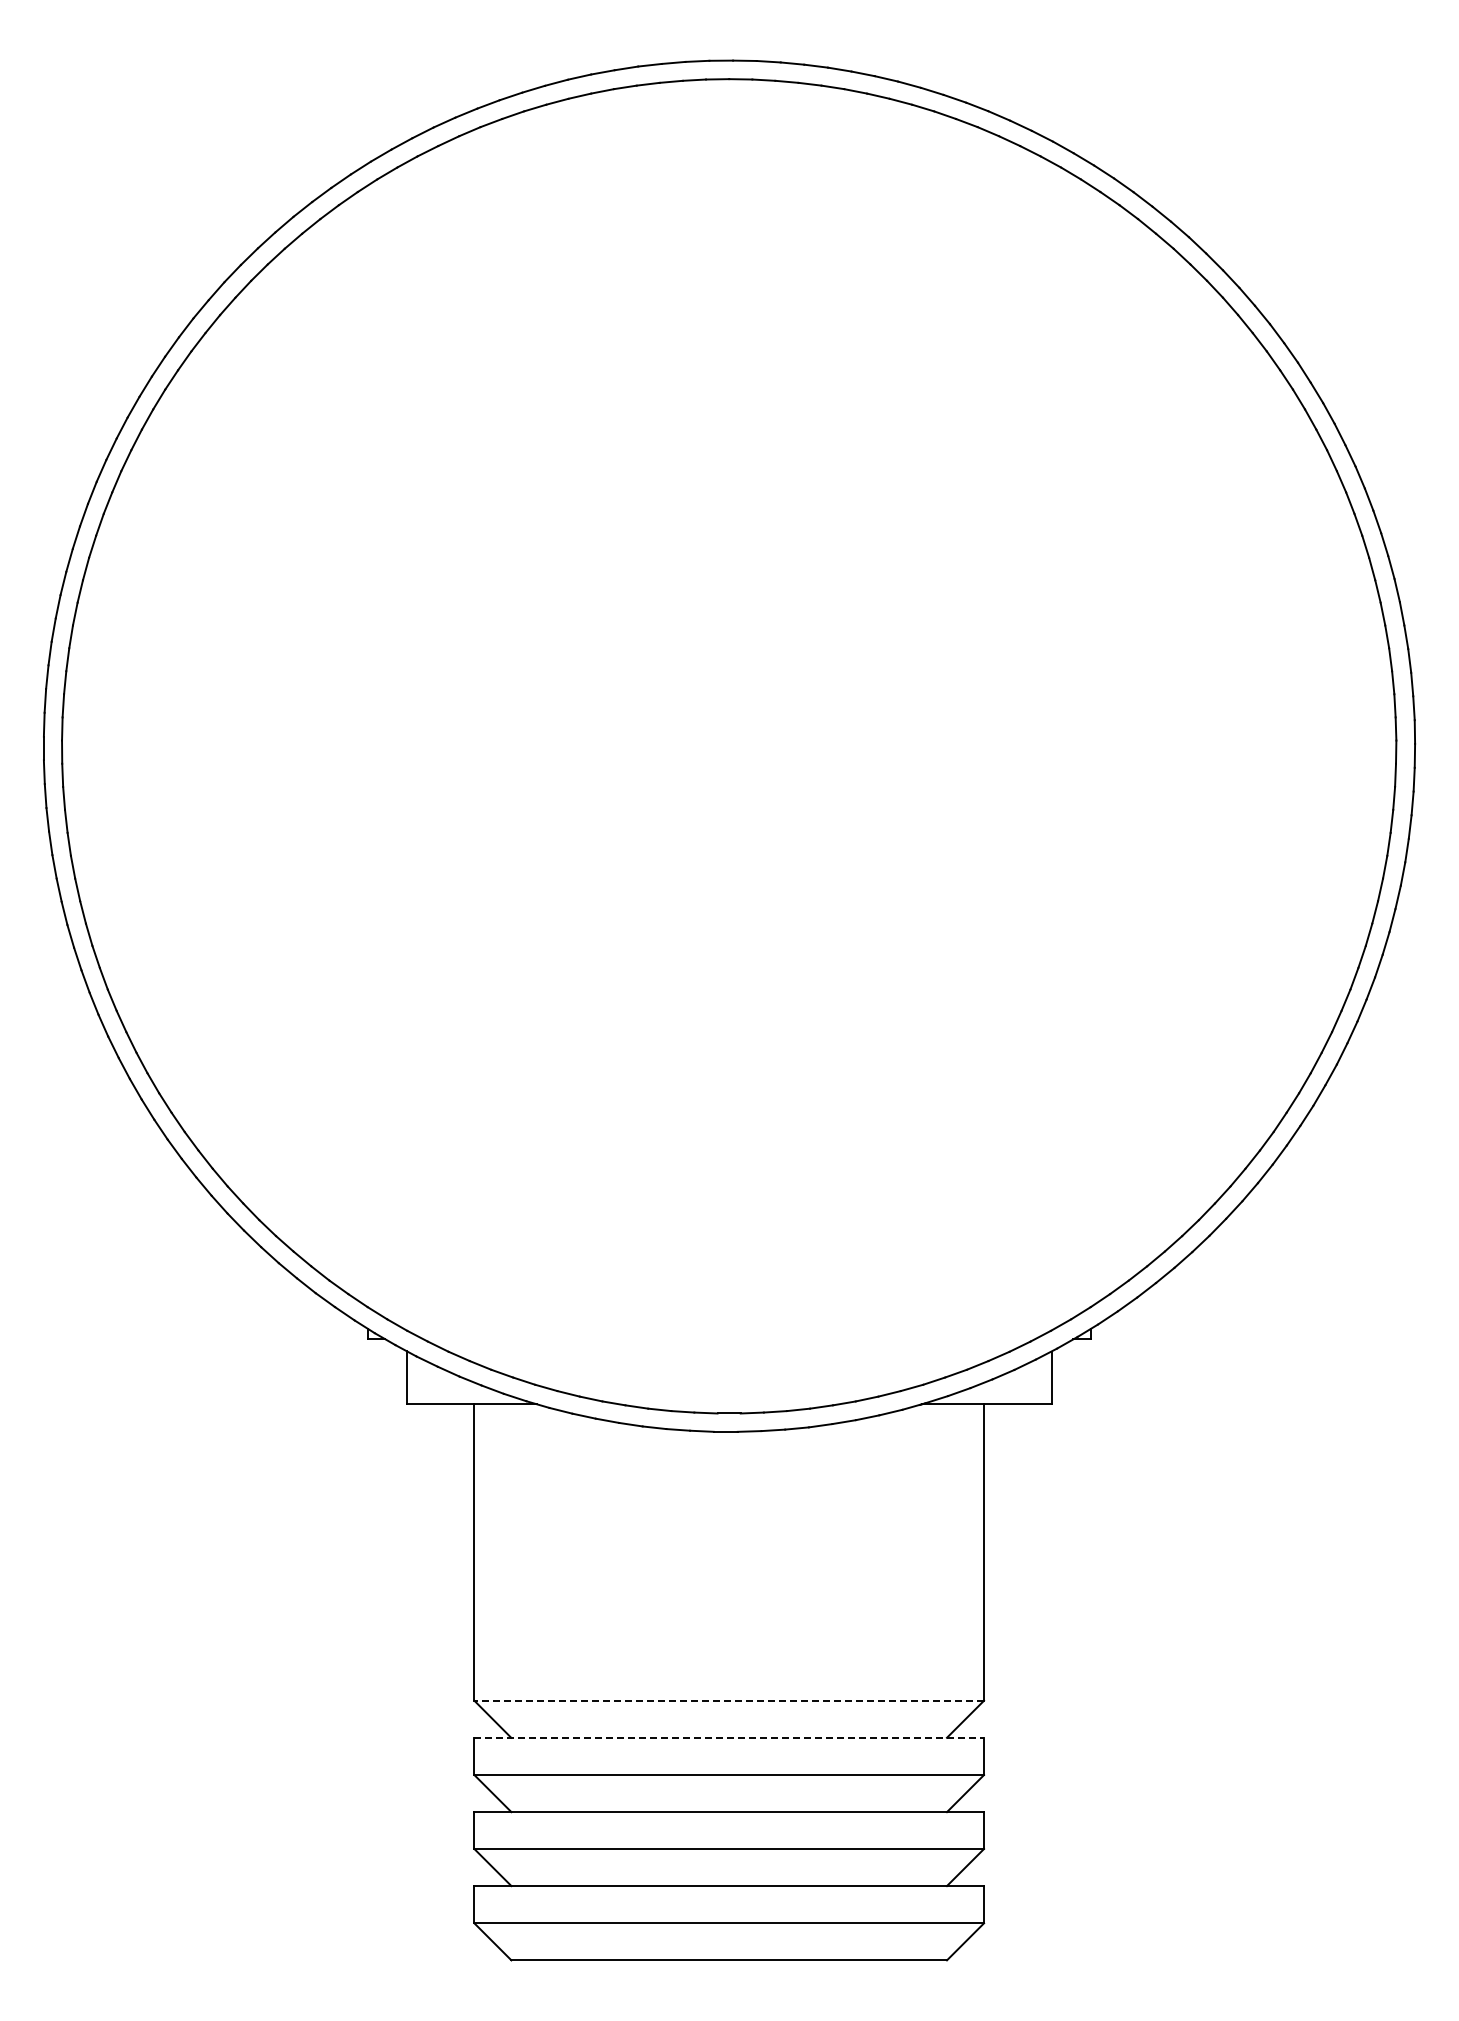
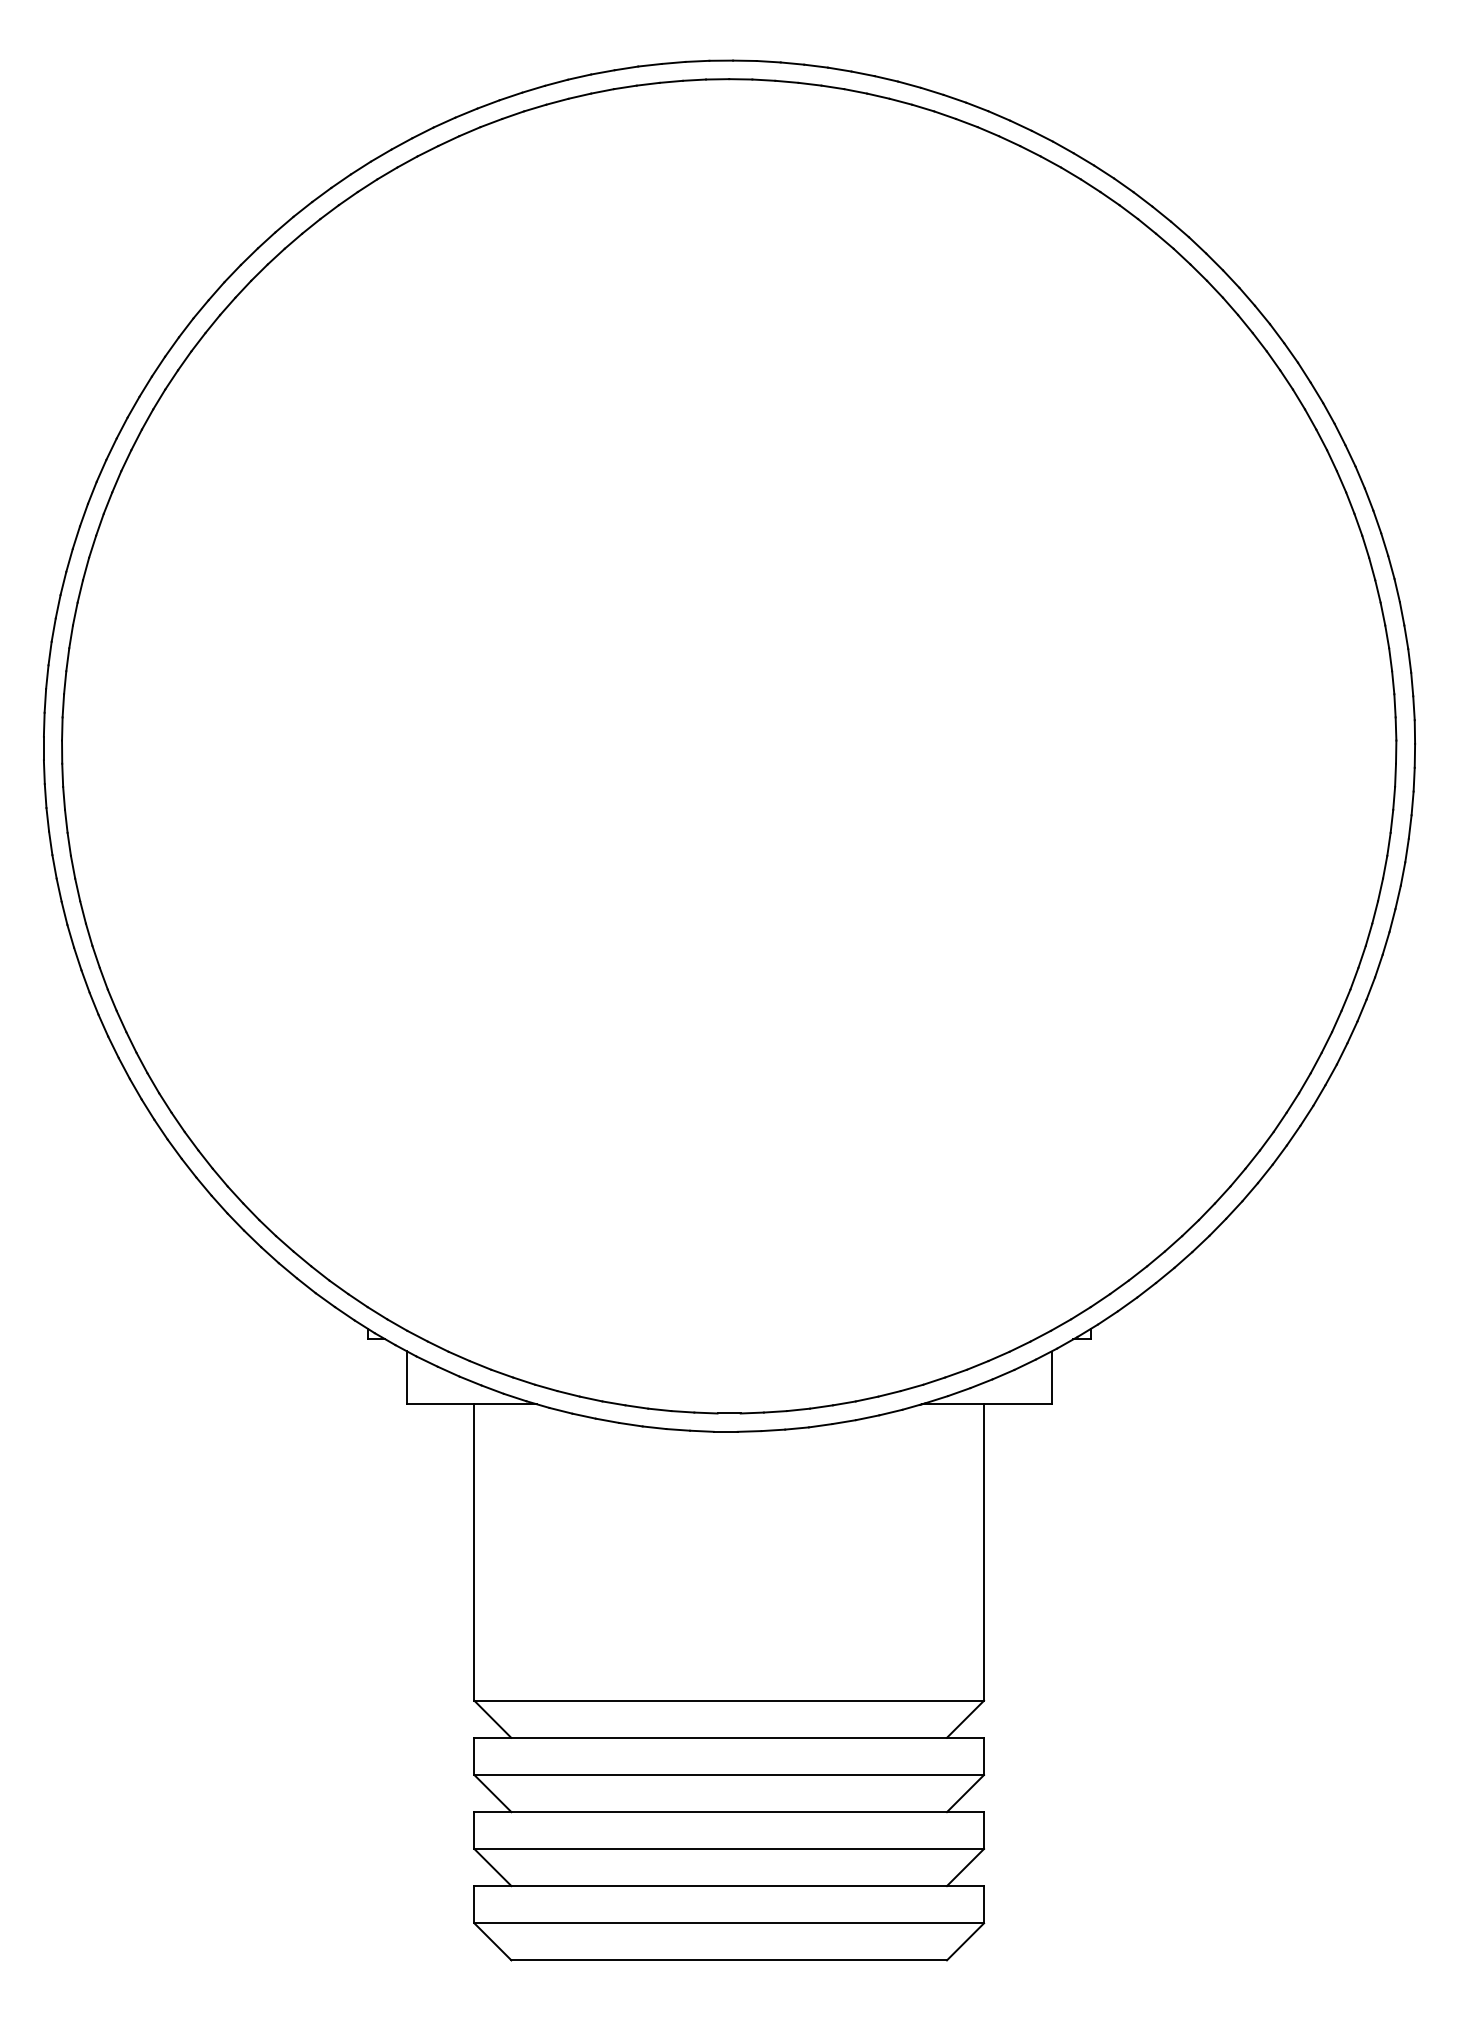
line: dashed -> solid (729, 1700)
line: dashed -> solid (729, 1737)
